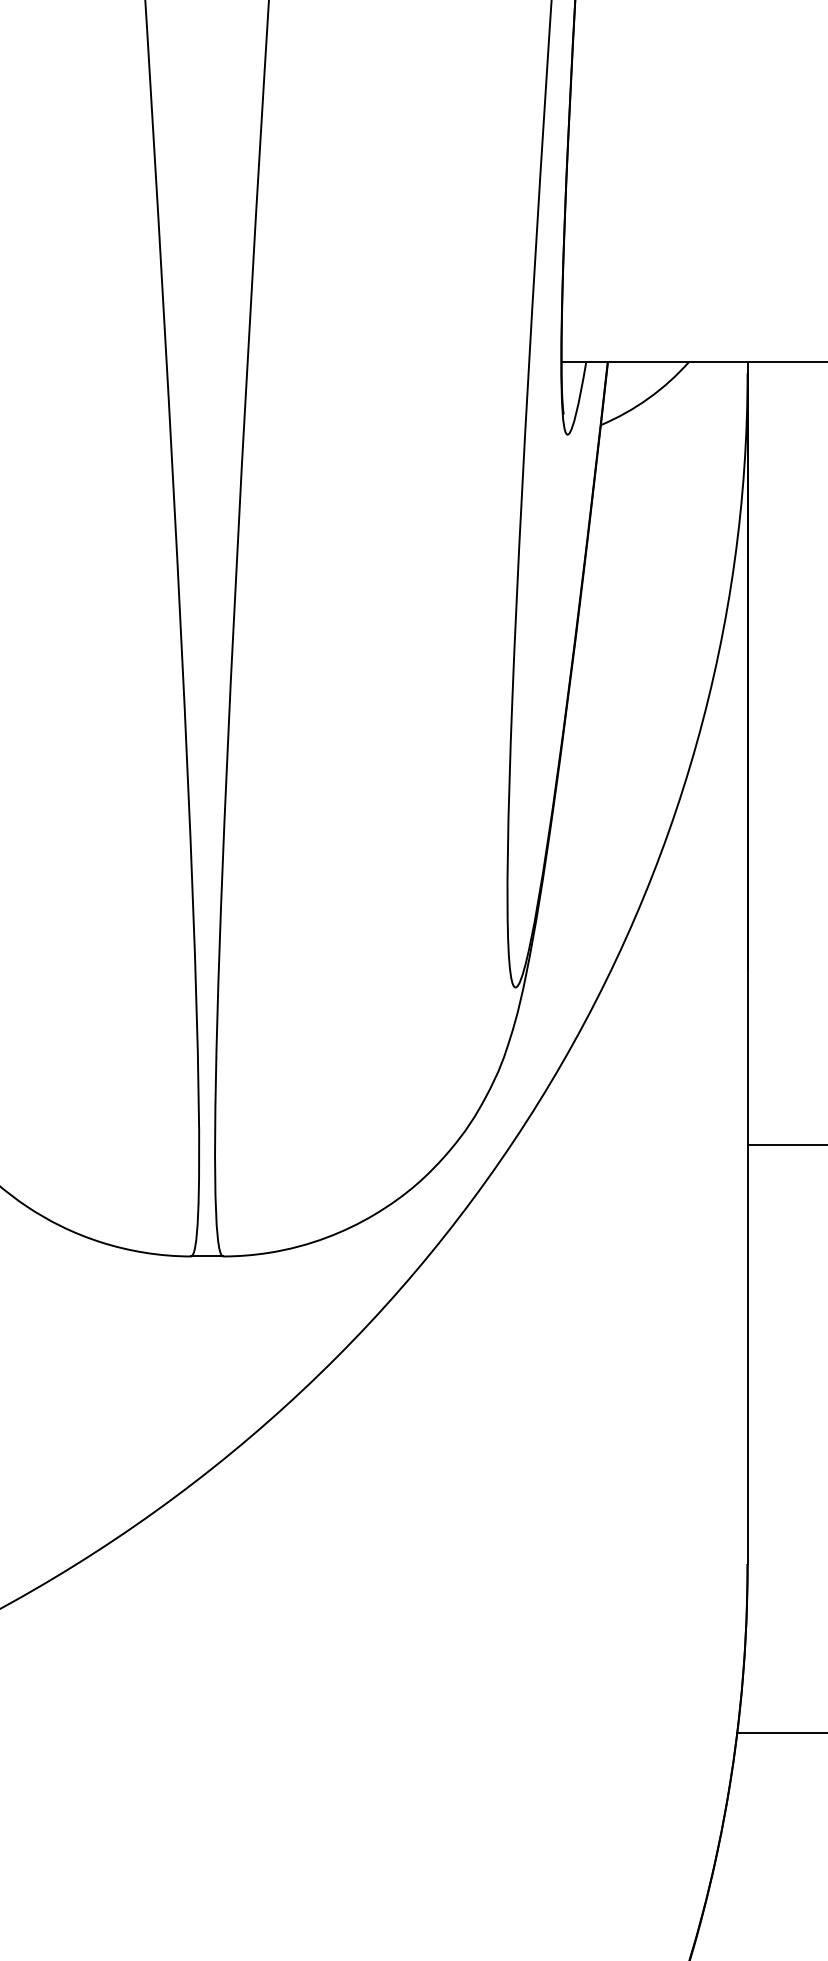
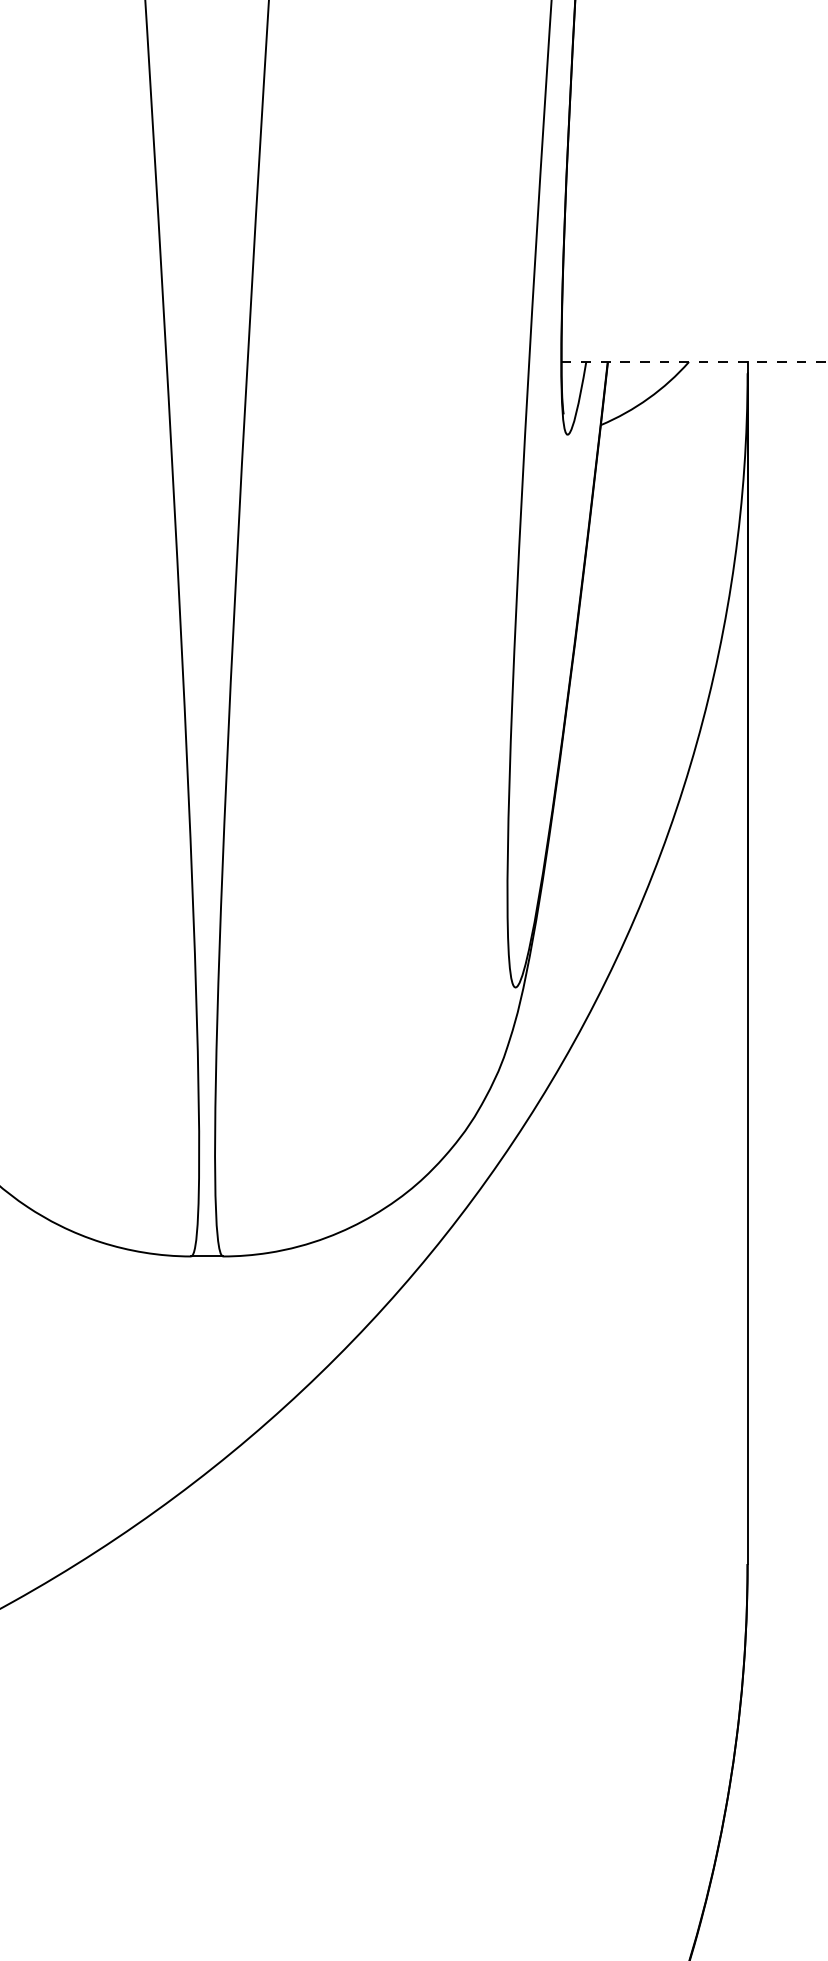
line: solid -> dashed (694, 362)
line: present -> none (785, 1145)
line: present -> none (780, 1732)
